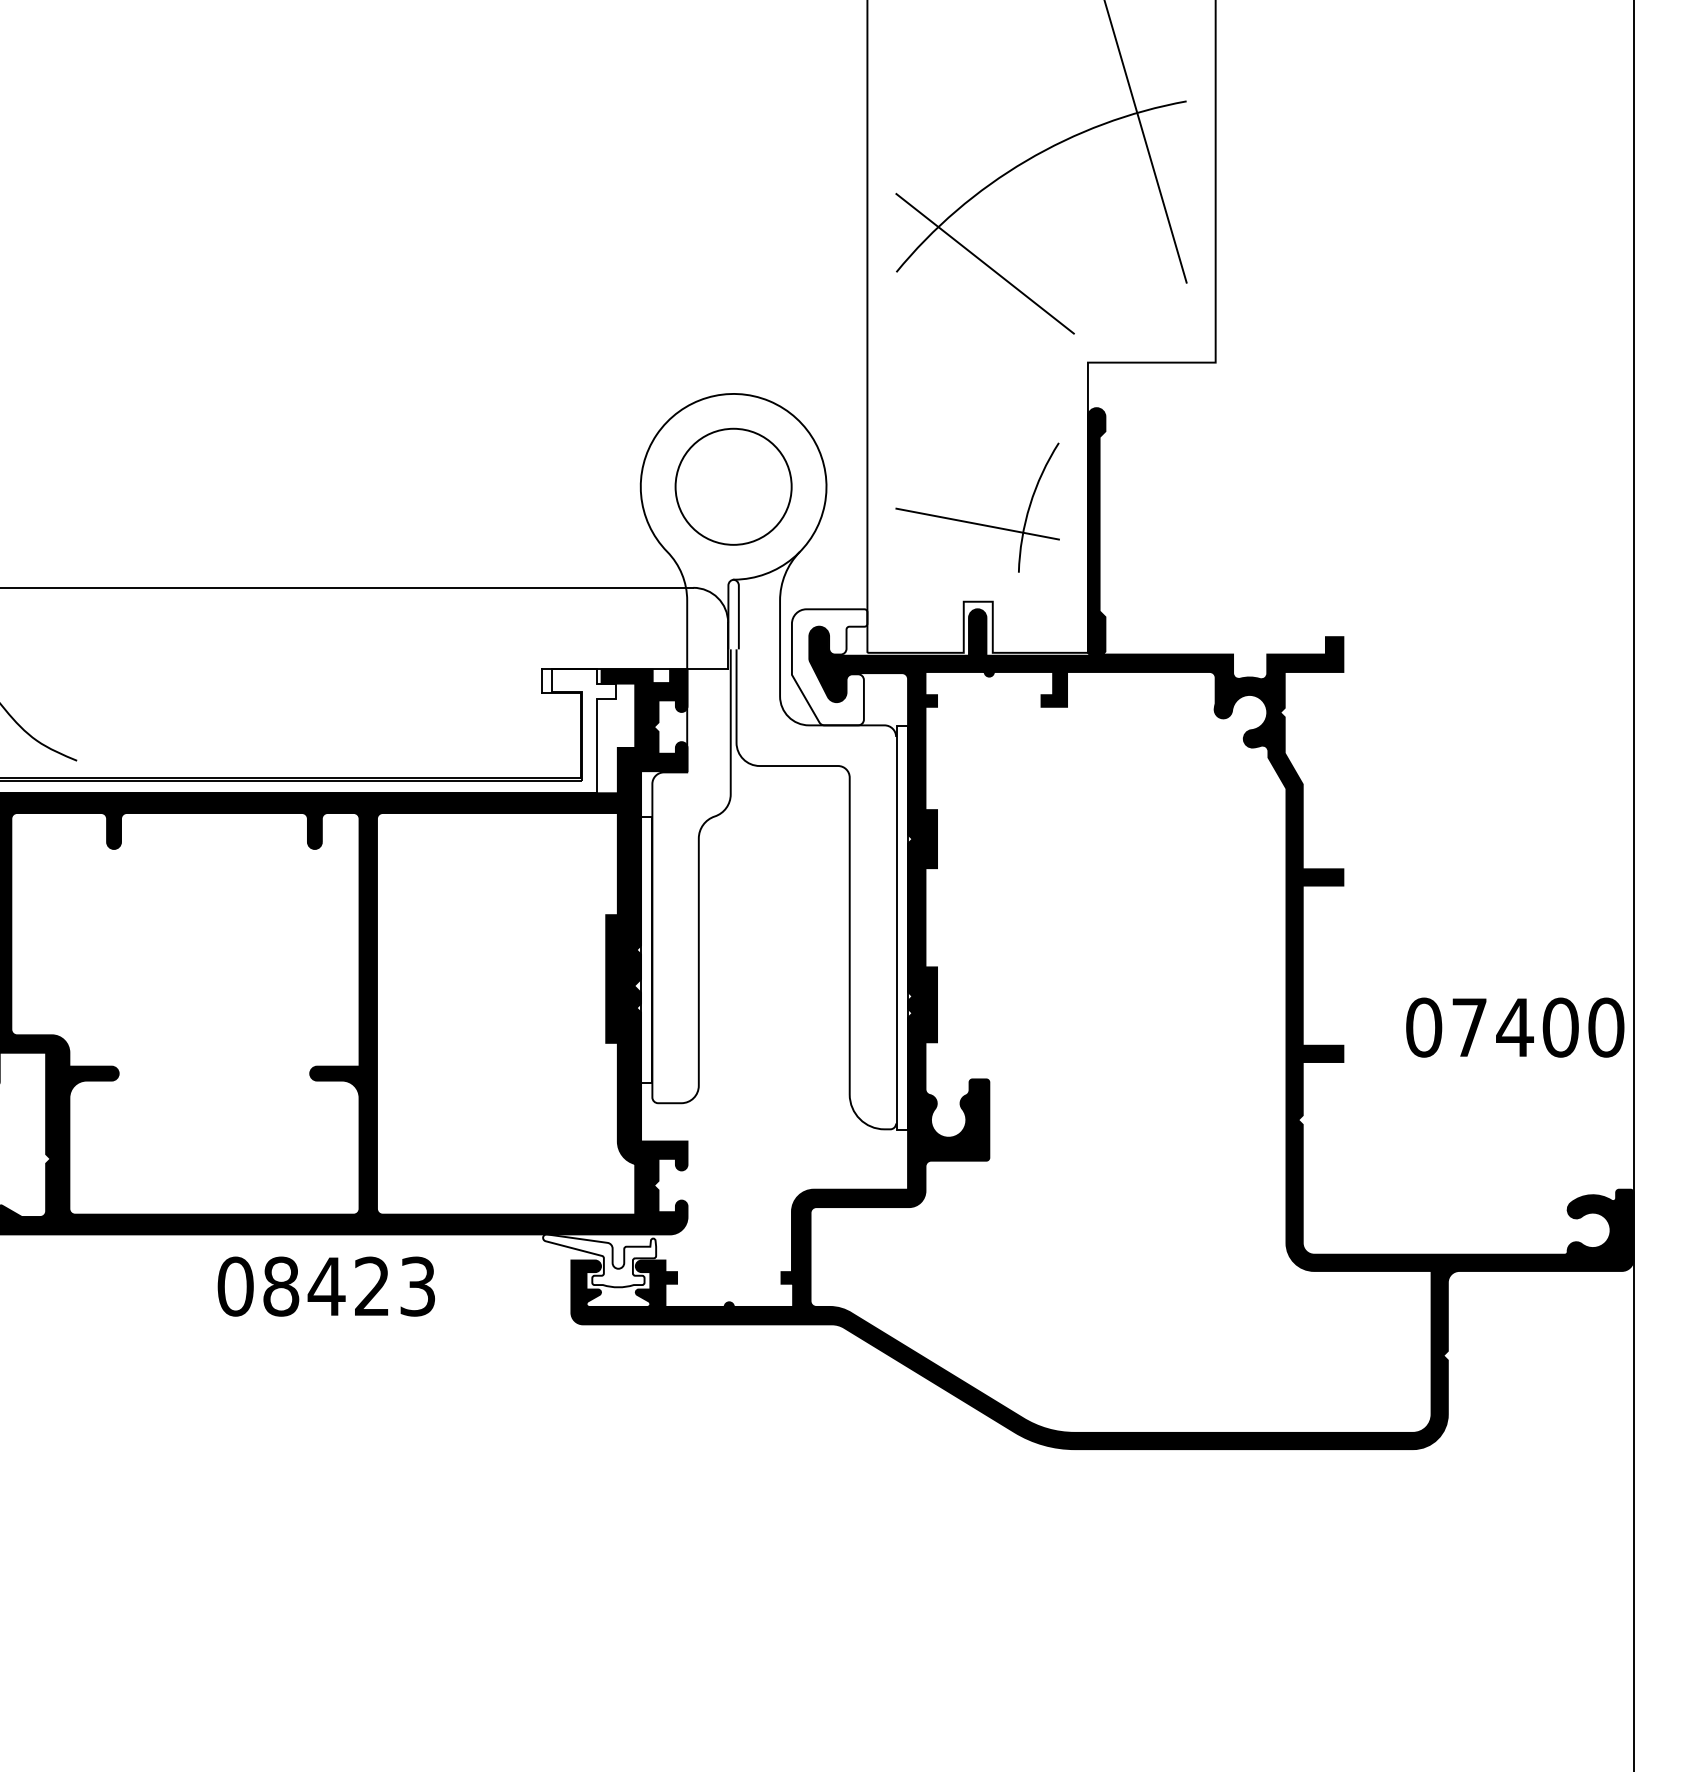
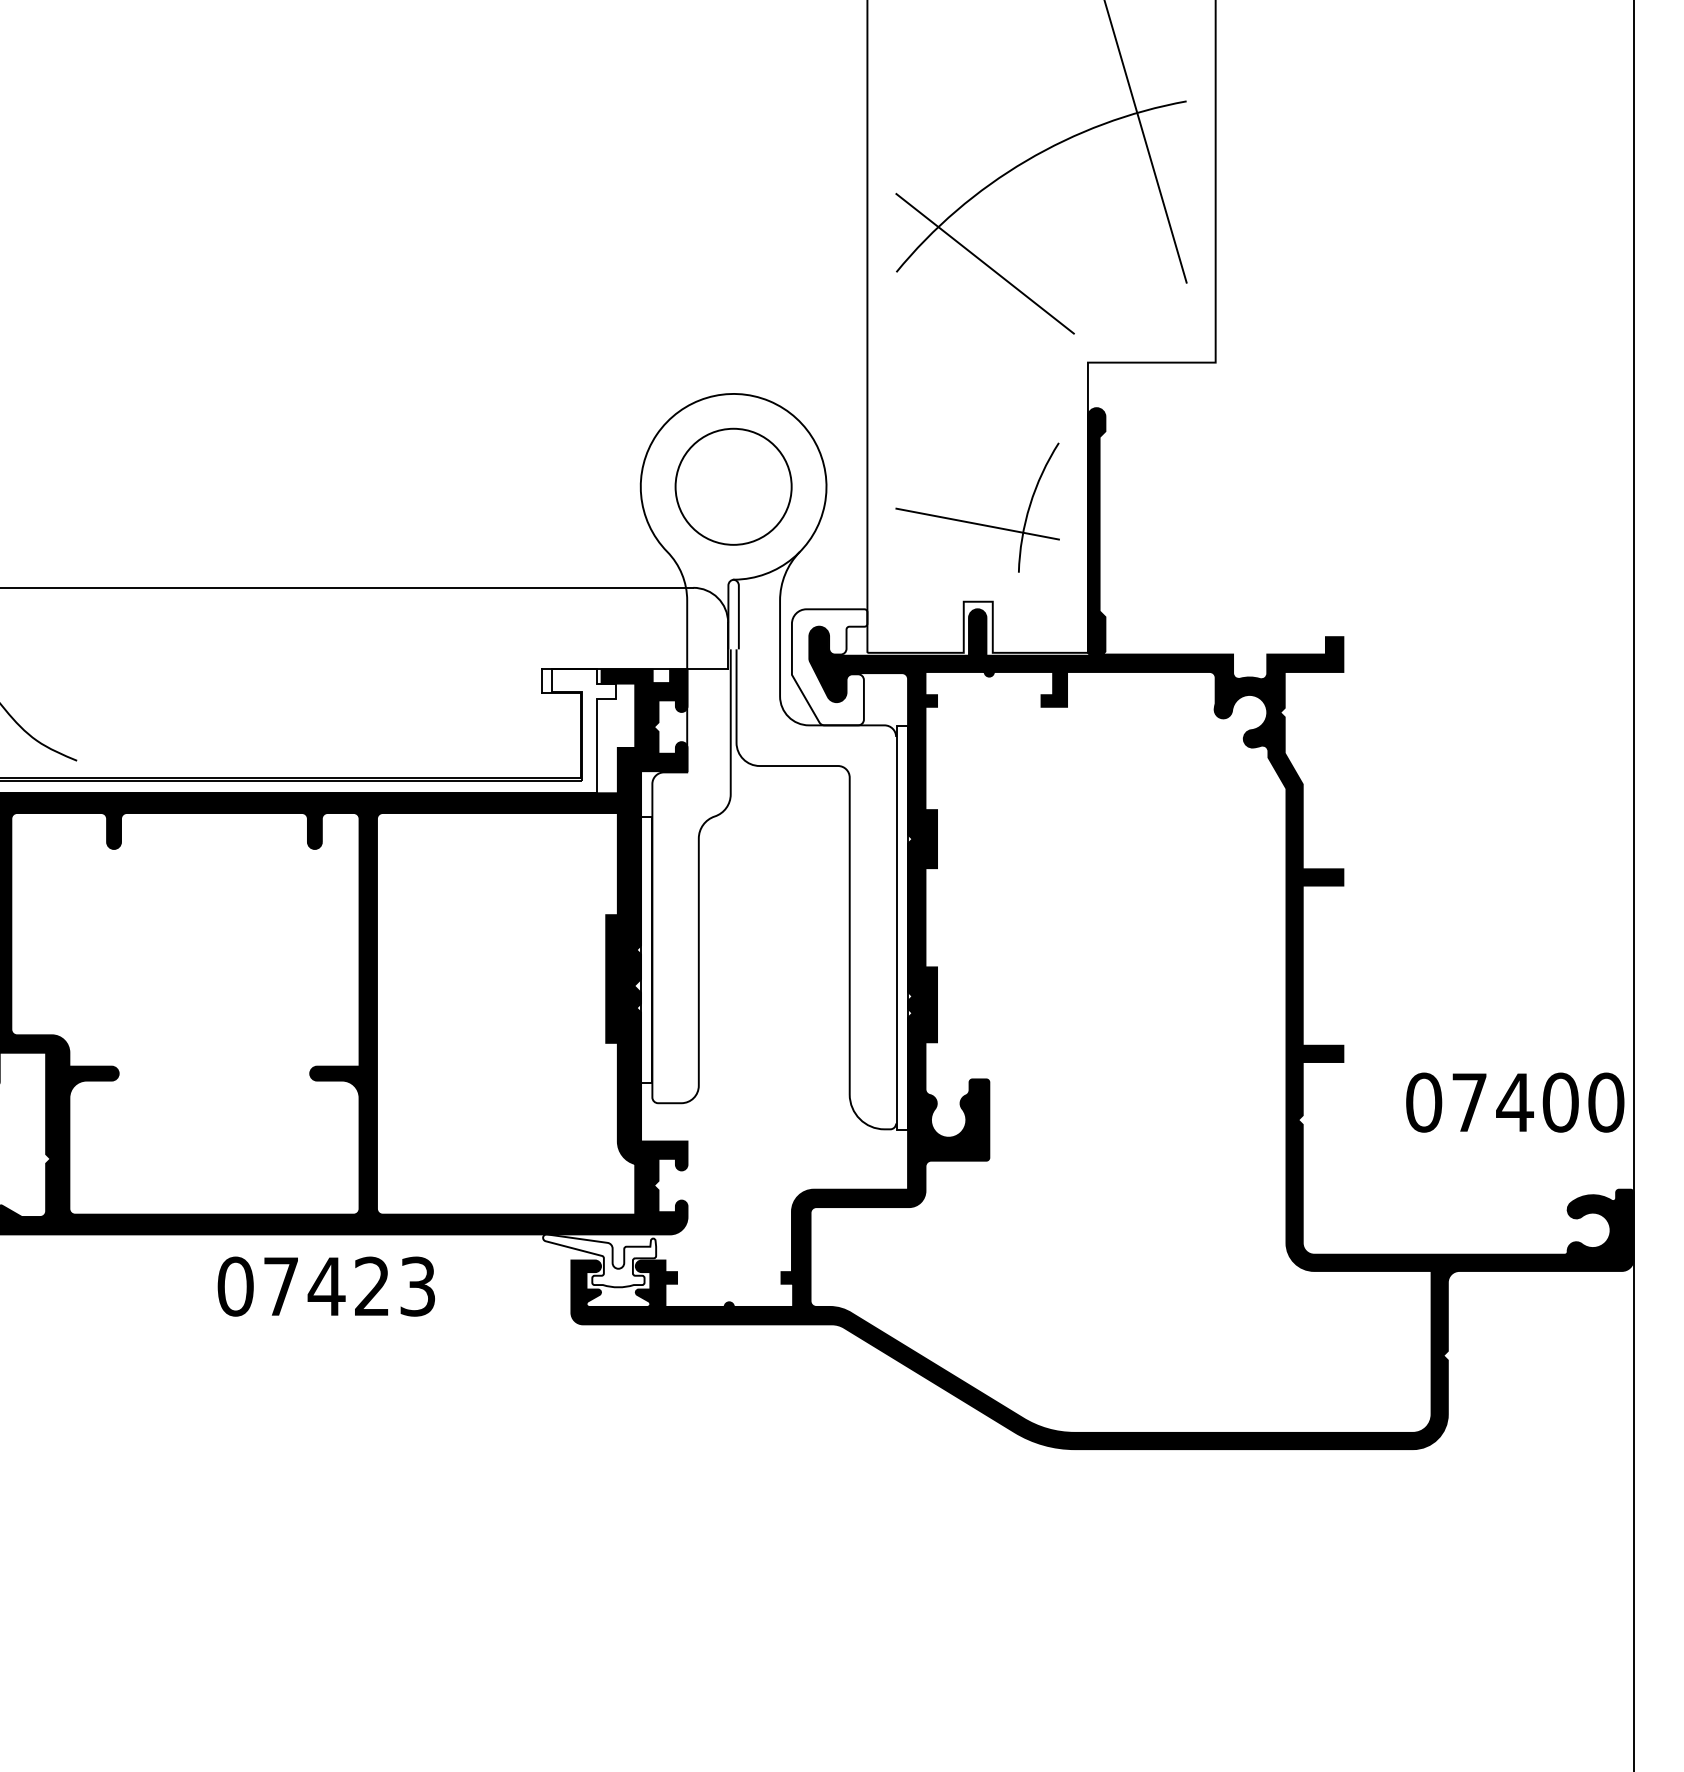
text position: (1515, 1027) -> (1515, 1102) (1515, 1102)
text: 08423 -> 07423 (281, 1286)
